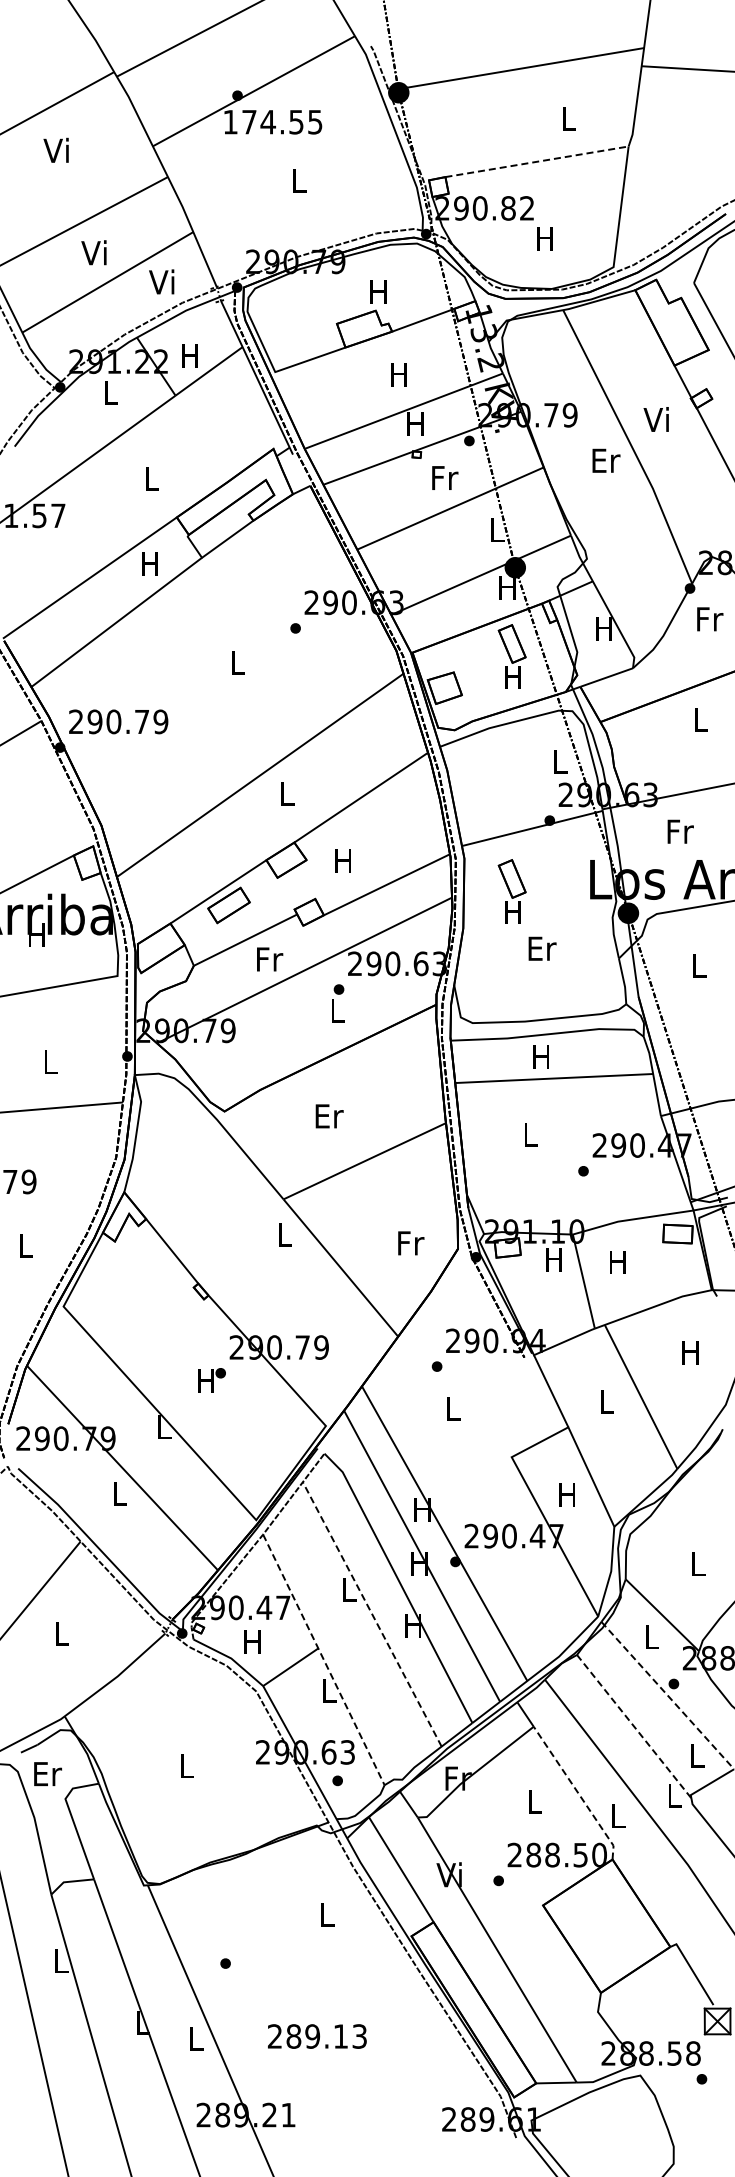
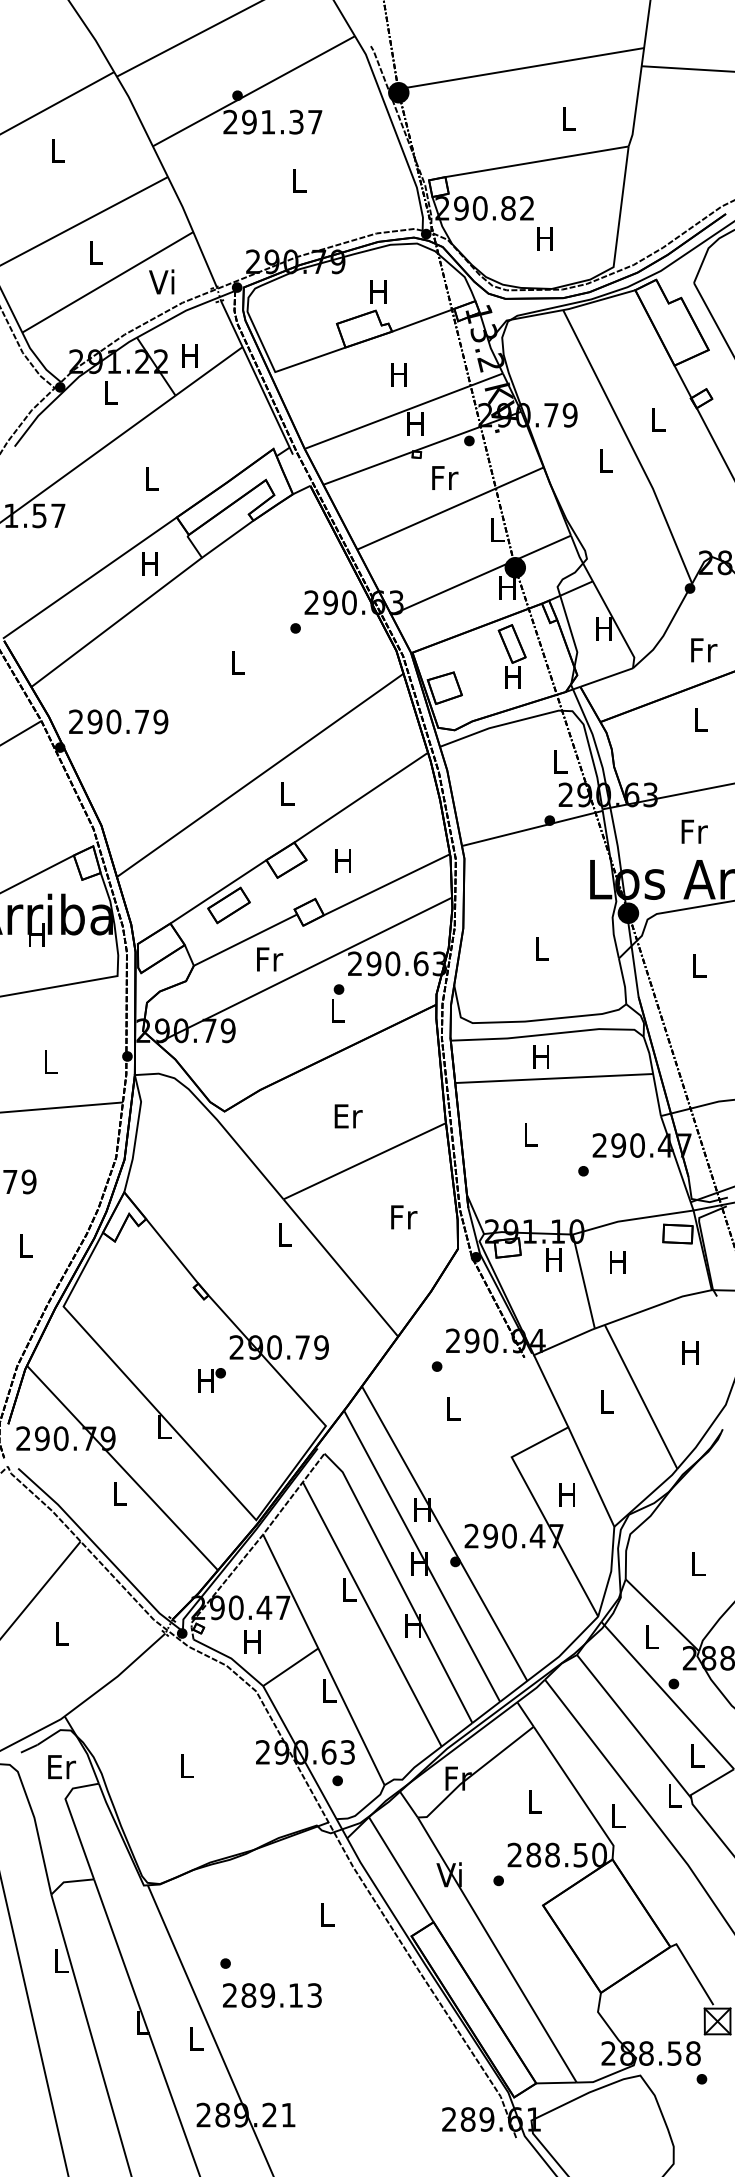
text: 174.55 -> 291.37 (272, 121)
text: Vi -> L (55, 149)
line: dashed -> solid (537, 161)
text: Vi -> L (93, 252)
text: Vi -> L (655, 419)
text: Er -> L (606, 460)
text position: (710, 619) -> (704, 650) (704, 650)
text position: (680, 831) -> (694, 831) (694, 831)
part: present -> none (511, 891)
text: Er -> L (542, 948)
text position: (329, 1116) -> (348, 1116) (348, 1116)
text position: (411, 1243) -> (404, 1217) (404, 1217)
line: dashed -> solid (372, 1613)
line: dashed -> solid (324, 1660)
line: dashed -> solid (668, 1695)
line: dashed -> solid (634, 1726)
text position: (47, 1773) -> (61, 1766) (61, 1766)
line: dashed -> solid (577, 1792)
text position: (317, 2036) -> (272, 1995) (272, 1995)
